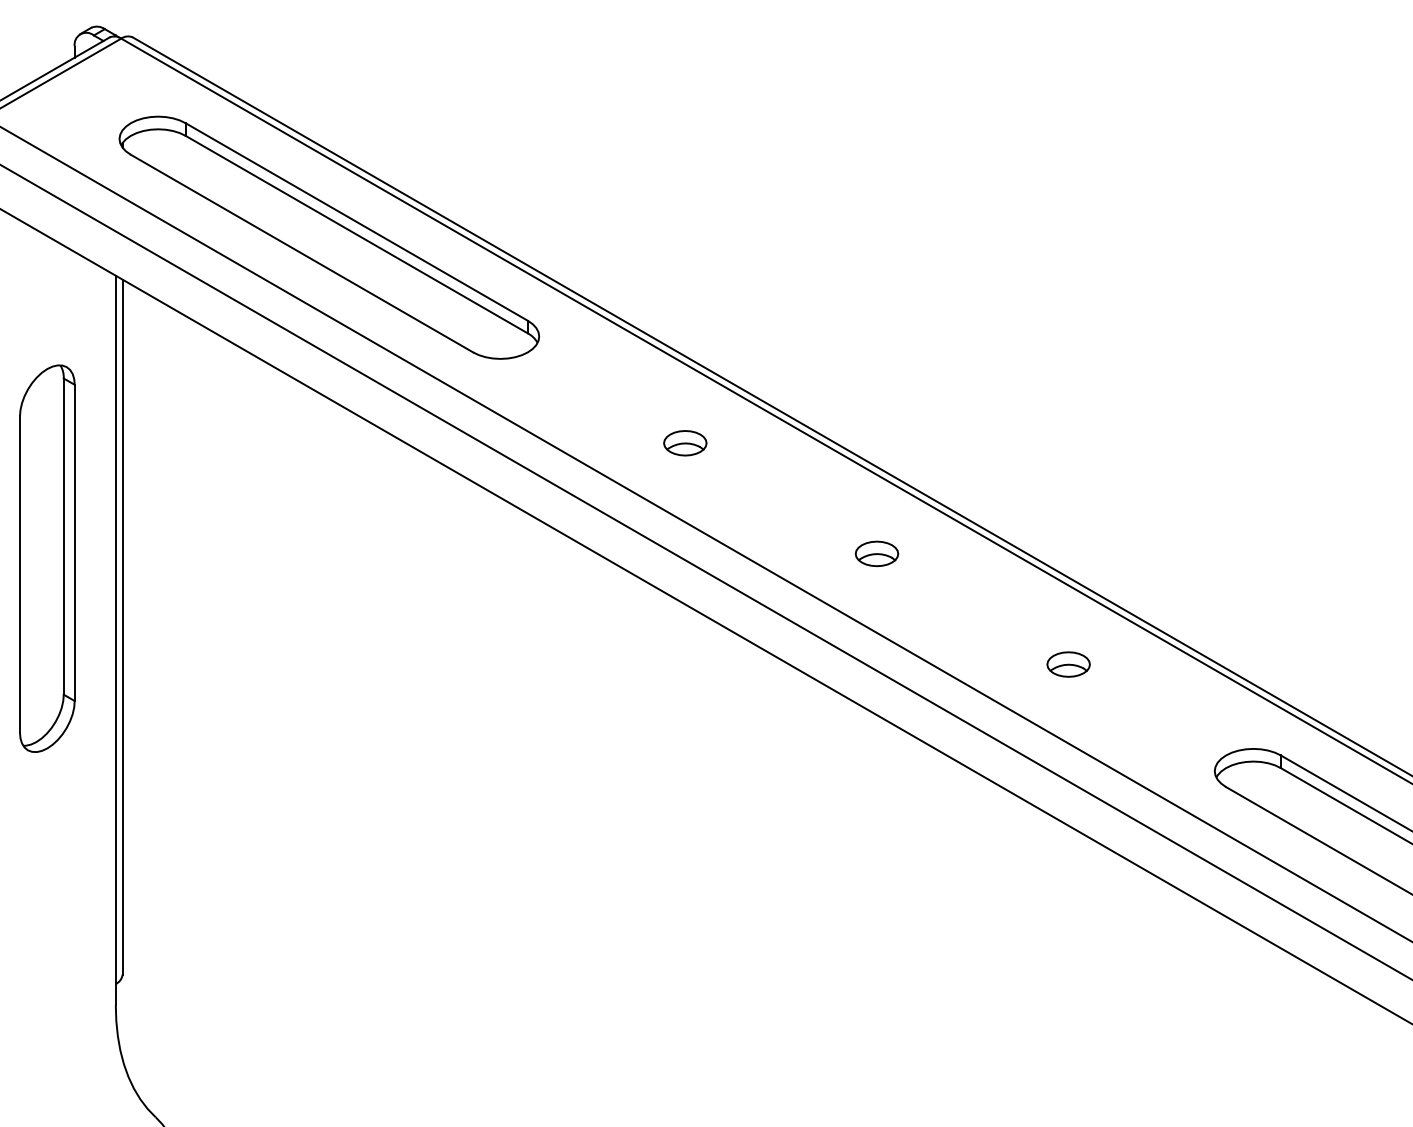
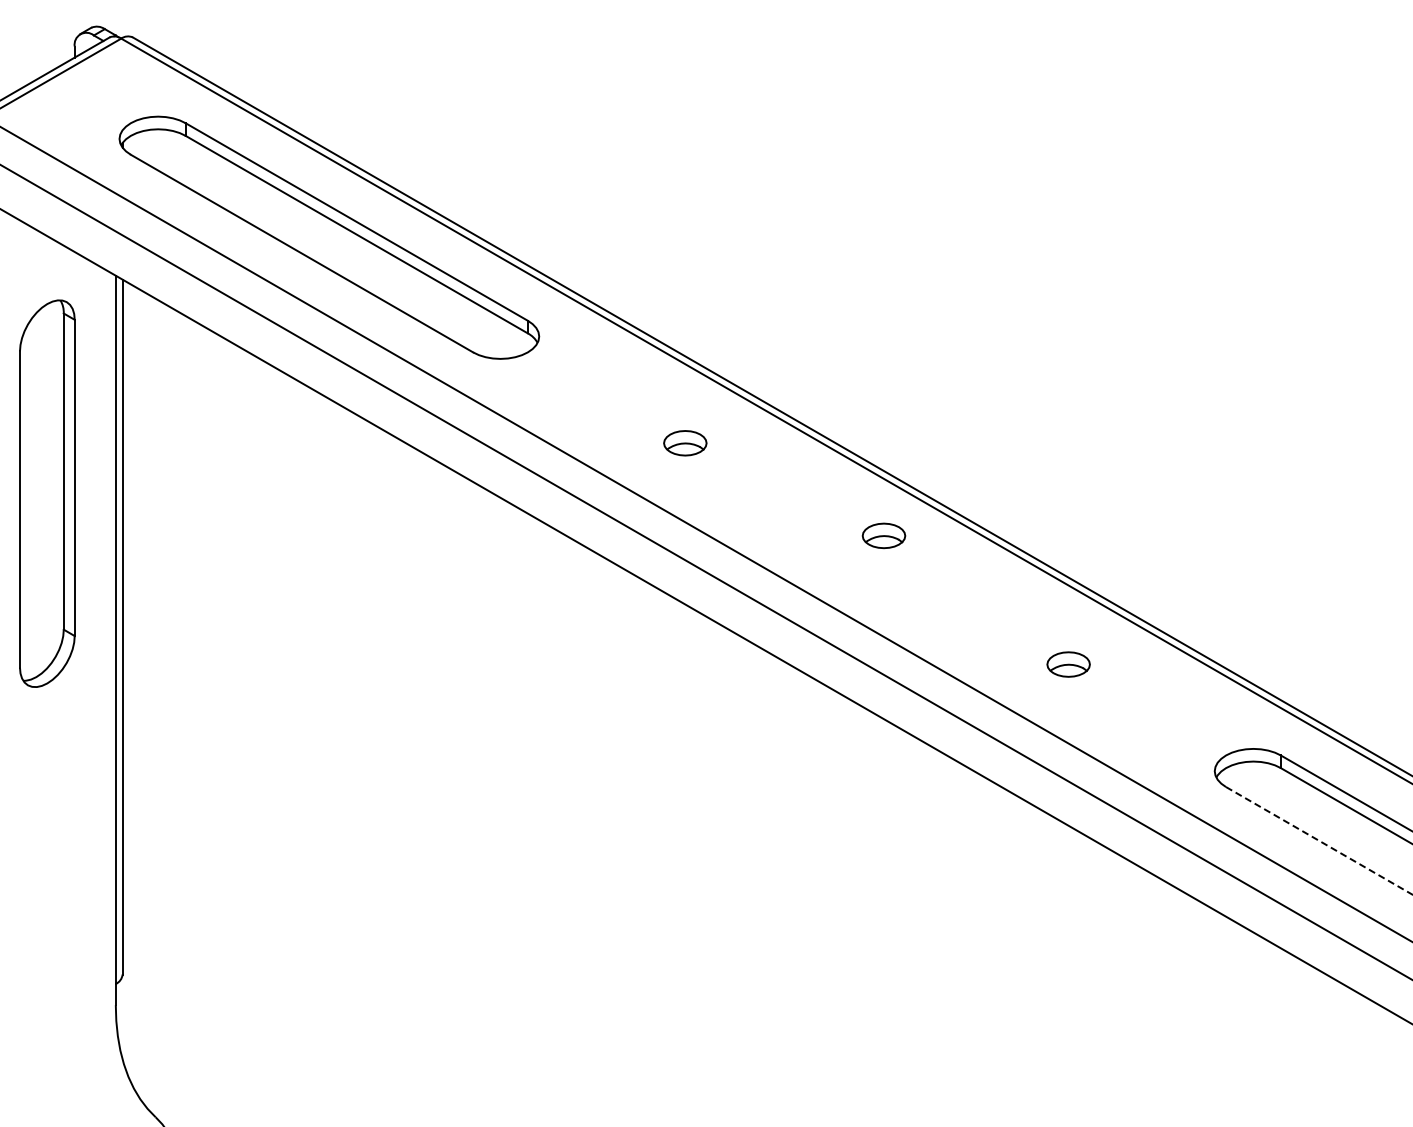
part position: (876, 553) -> (883, 535) (883, 535)
part position: (47, 558) -> (47, 493) (47, 493)
line: solid -> dashed (1319, 840)
